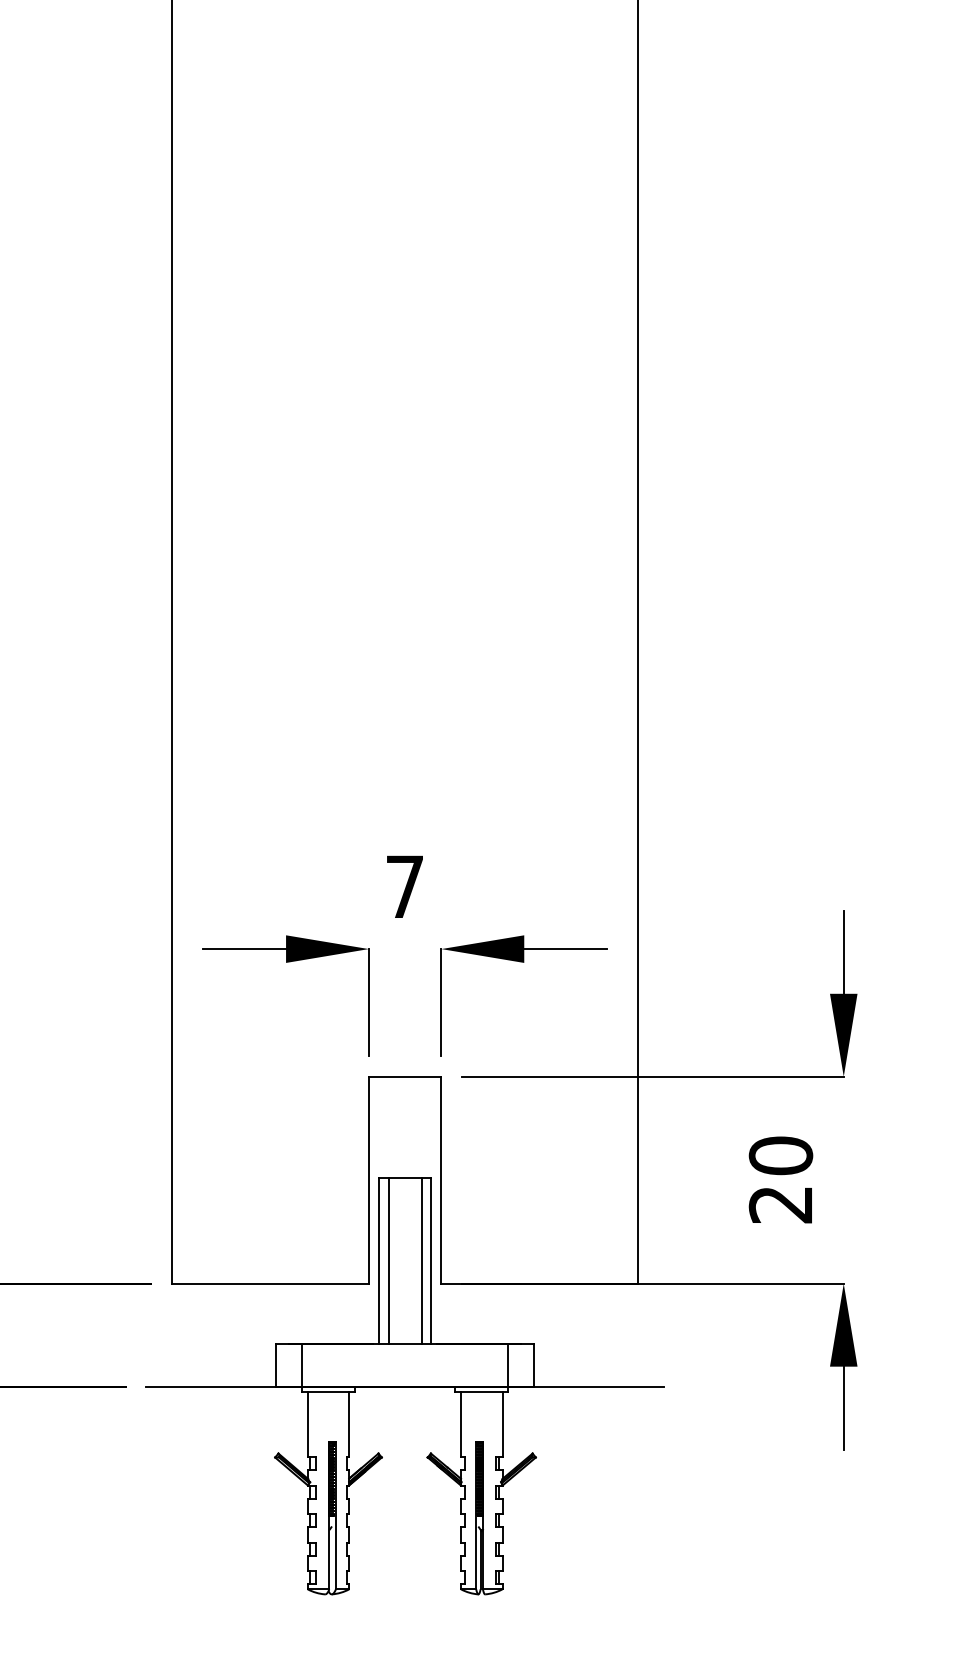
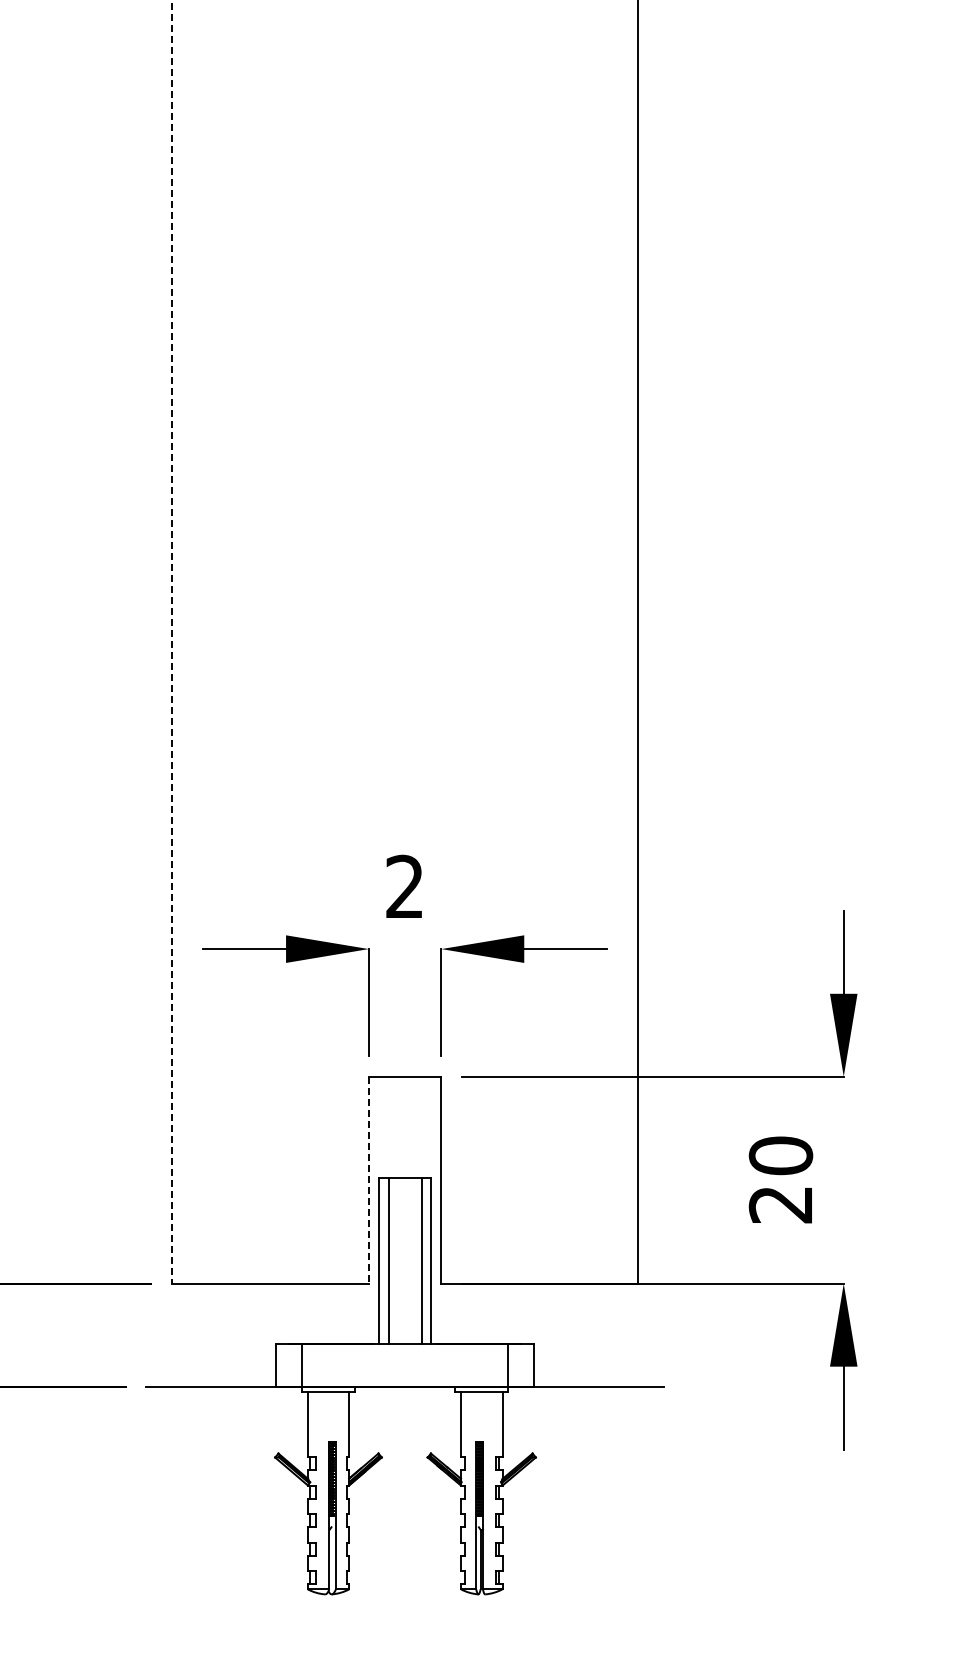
line: solid -> dashed (172, 642)
text: 7 -> 2 (404, 885)
line: solid -> dashed (368, 1180)
